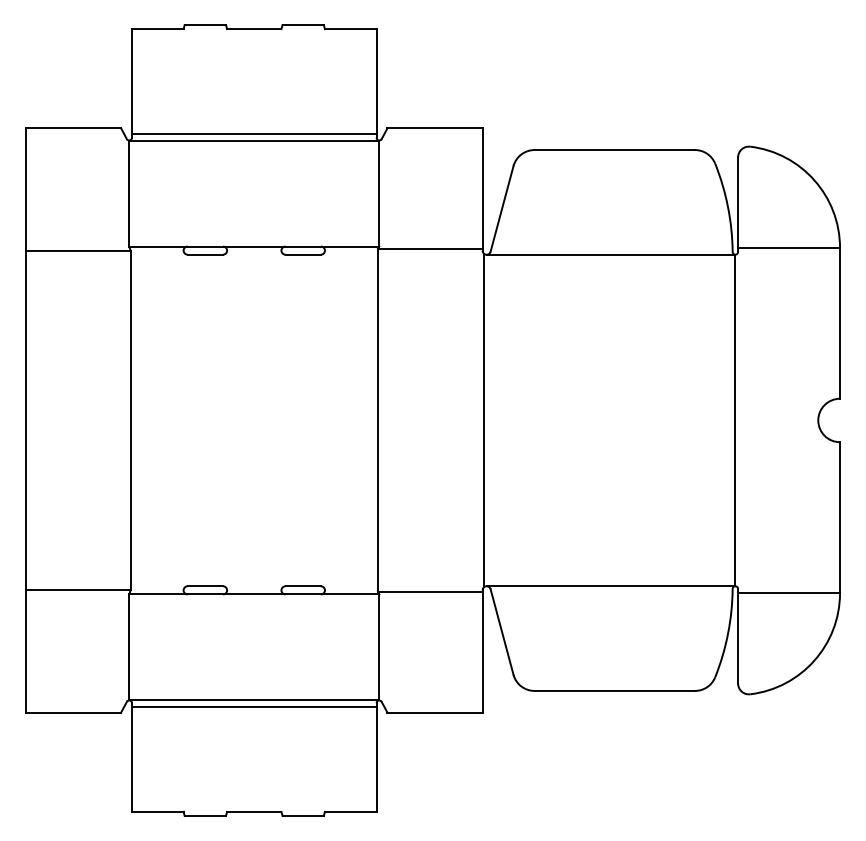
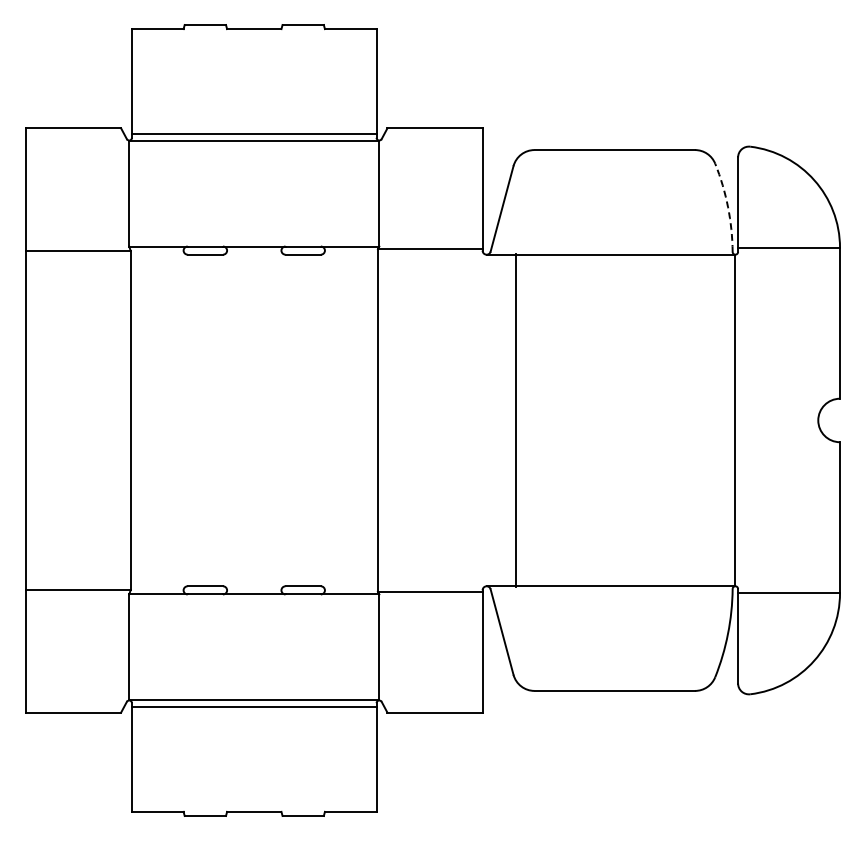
arc: solid -> dashed (728, 207)
line position: (483, 420) -> (515, 420) (515, 420)
